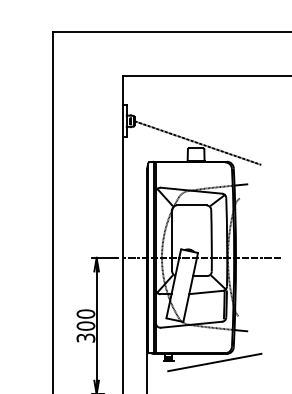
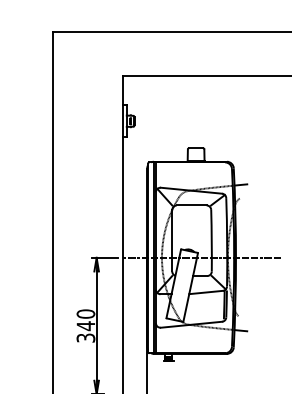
line: present -> none (197, 142)
text: 300 -> 340 (85, 326)
line: present -> none (214, 362)
